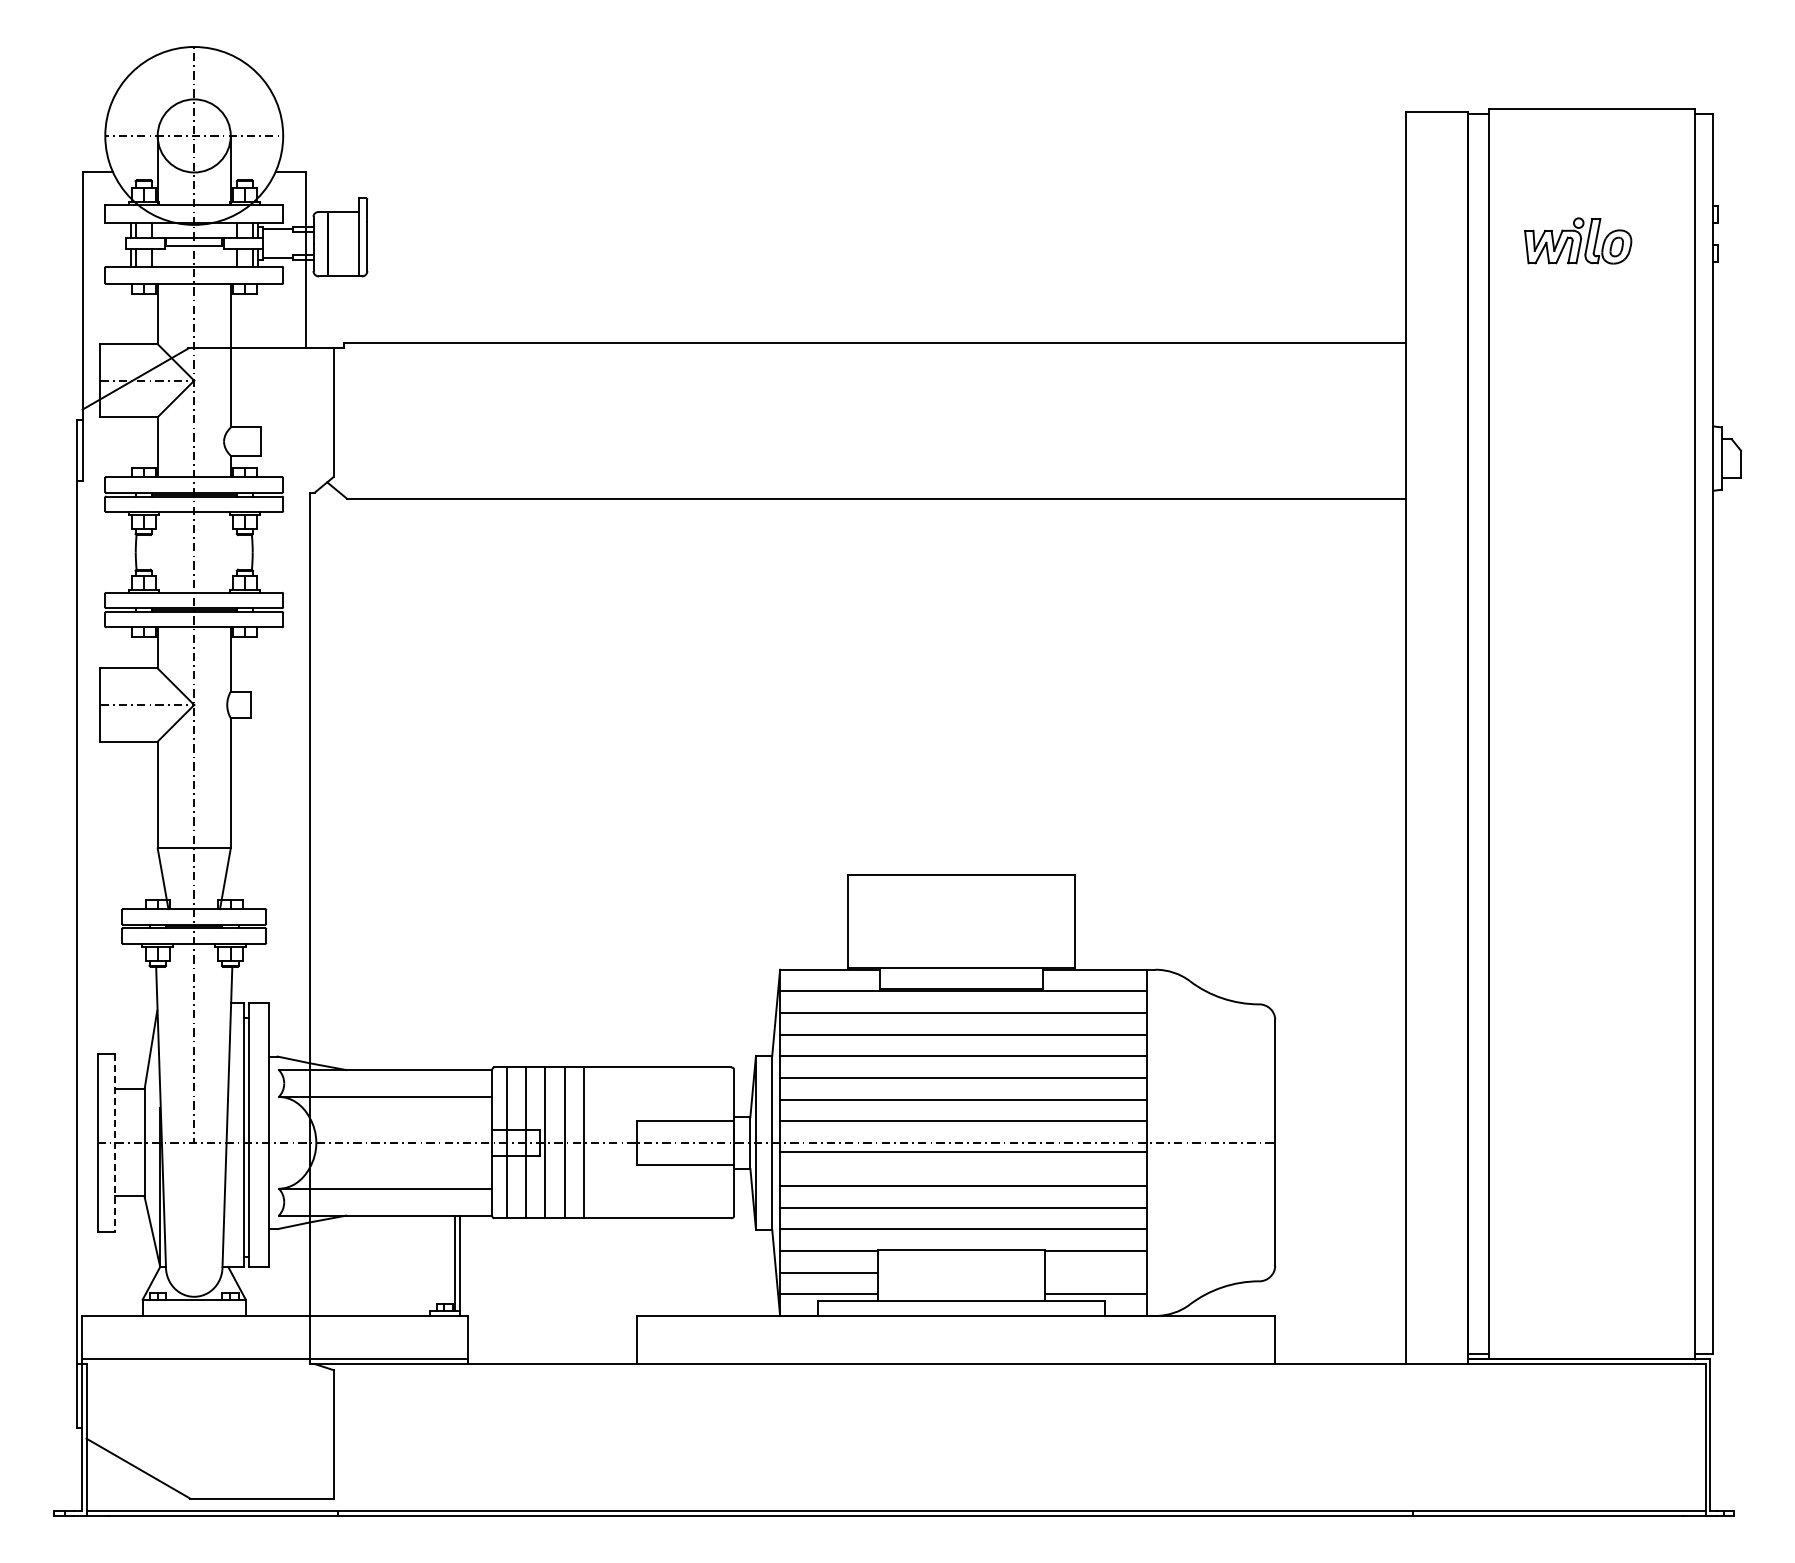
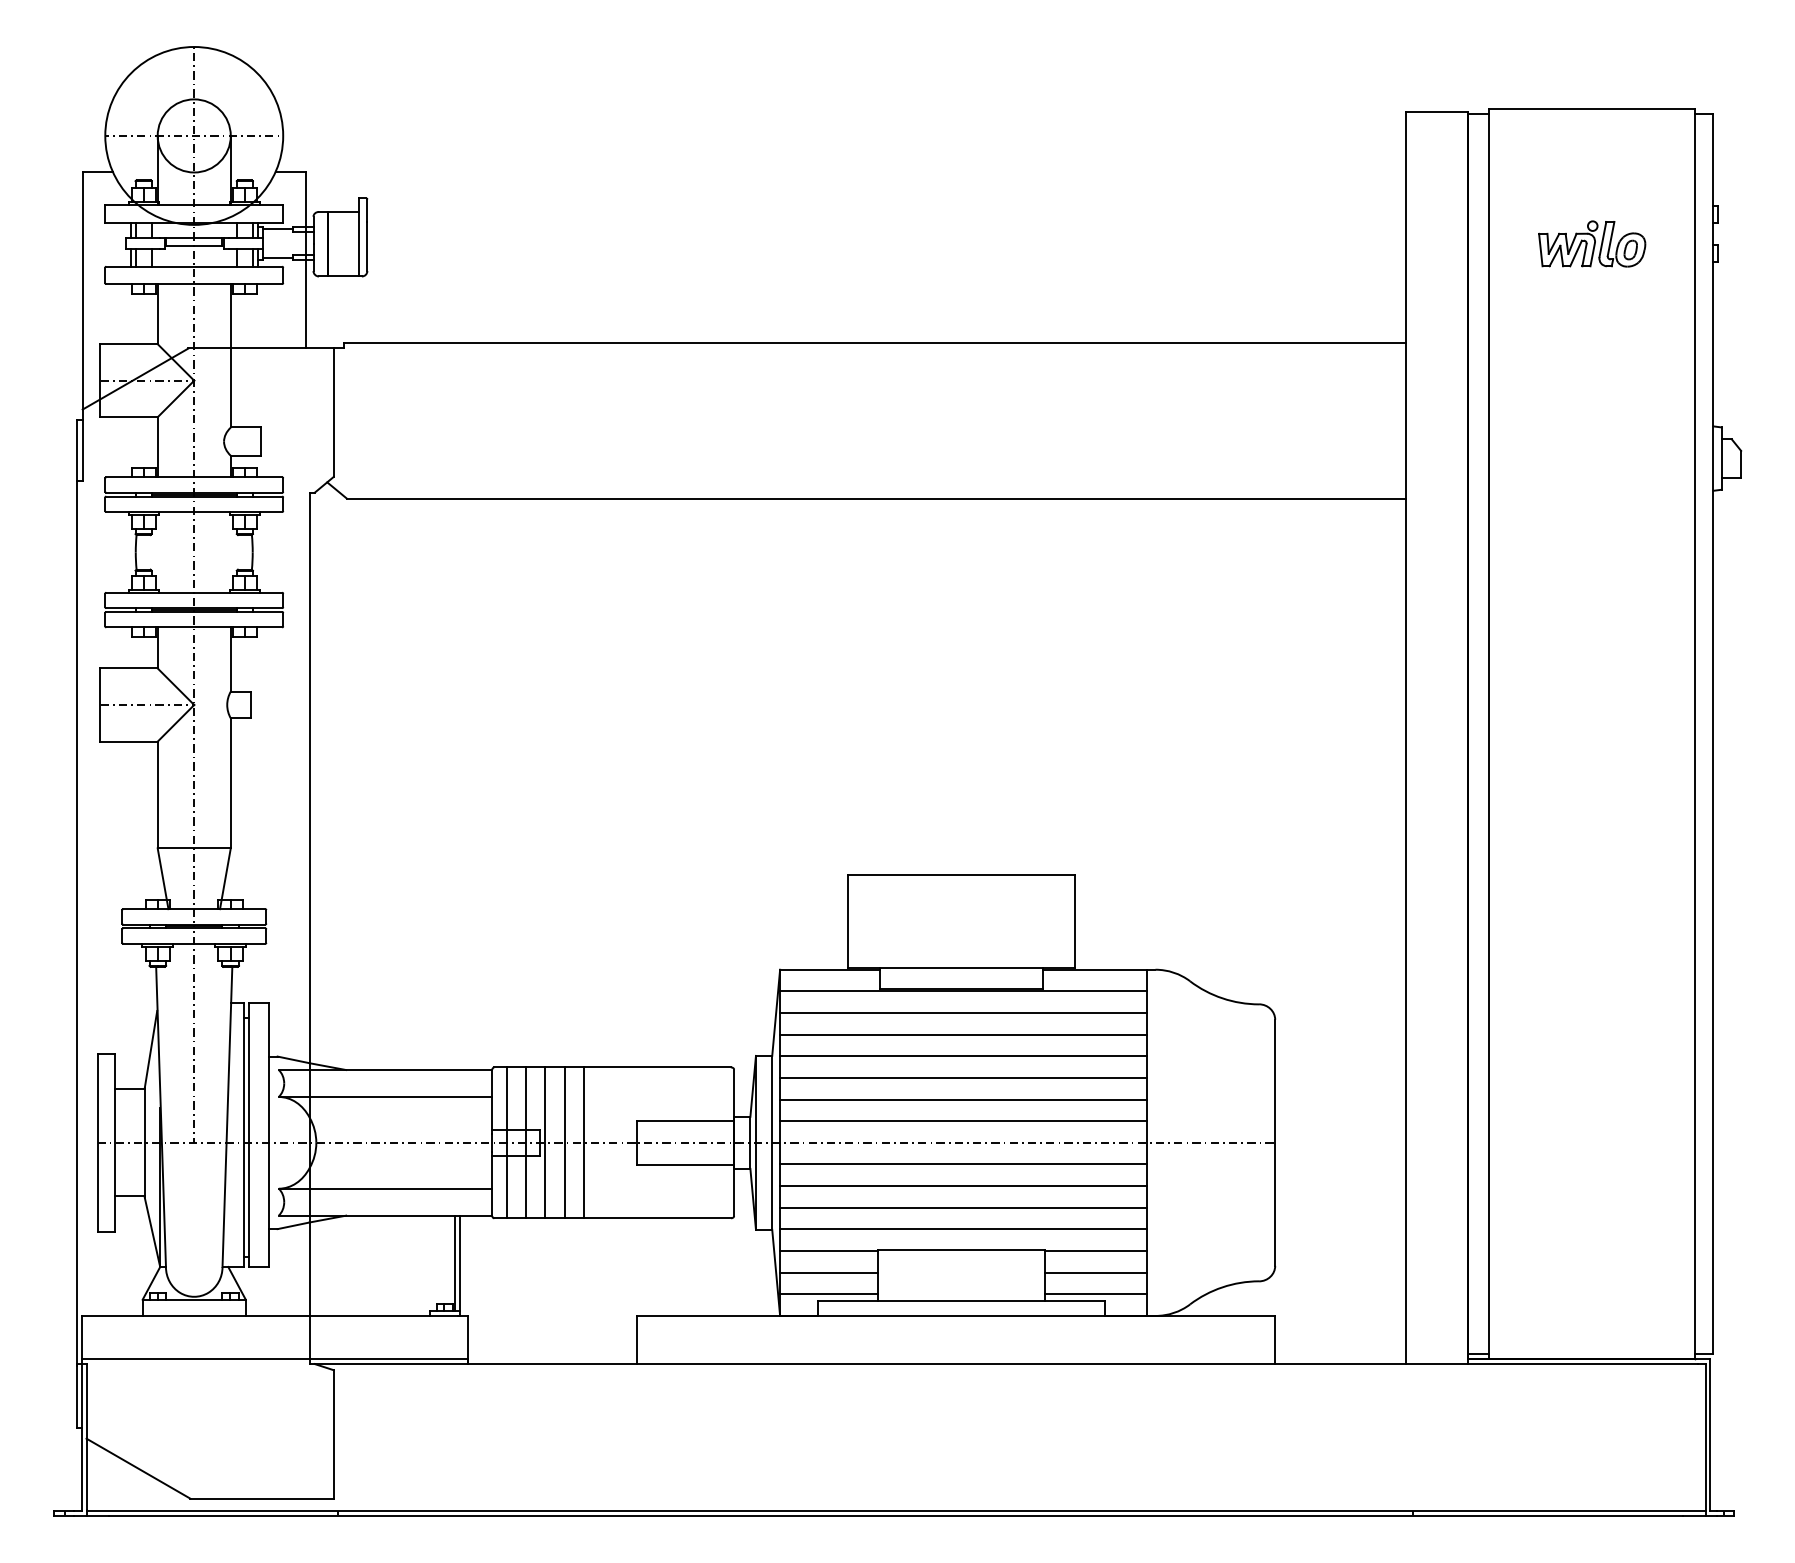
part position: (1578, 240) -> (1592, 243) (1592, 243)
line: dashed -> solid (115, 1142)
line position: (963, 1152) -> (963, 1164) (963, 1164)
line: none -> present (1096, 1272)
